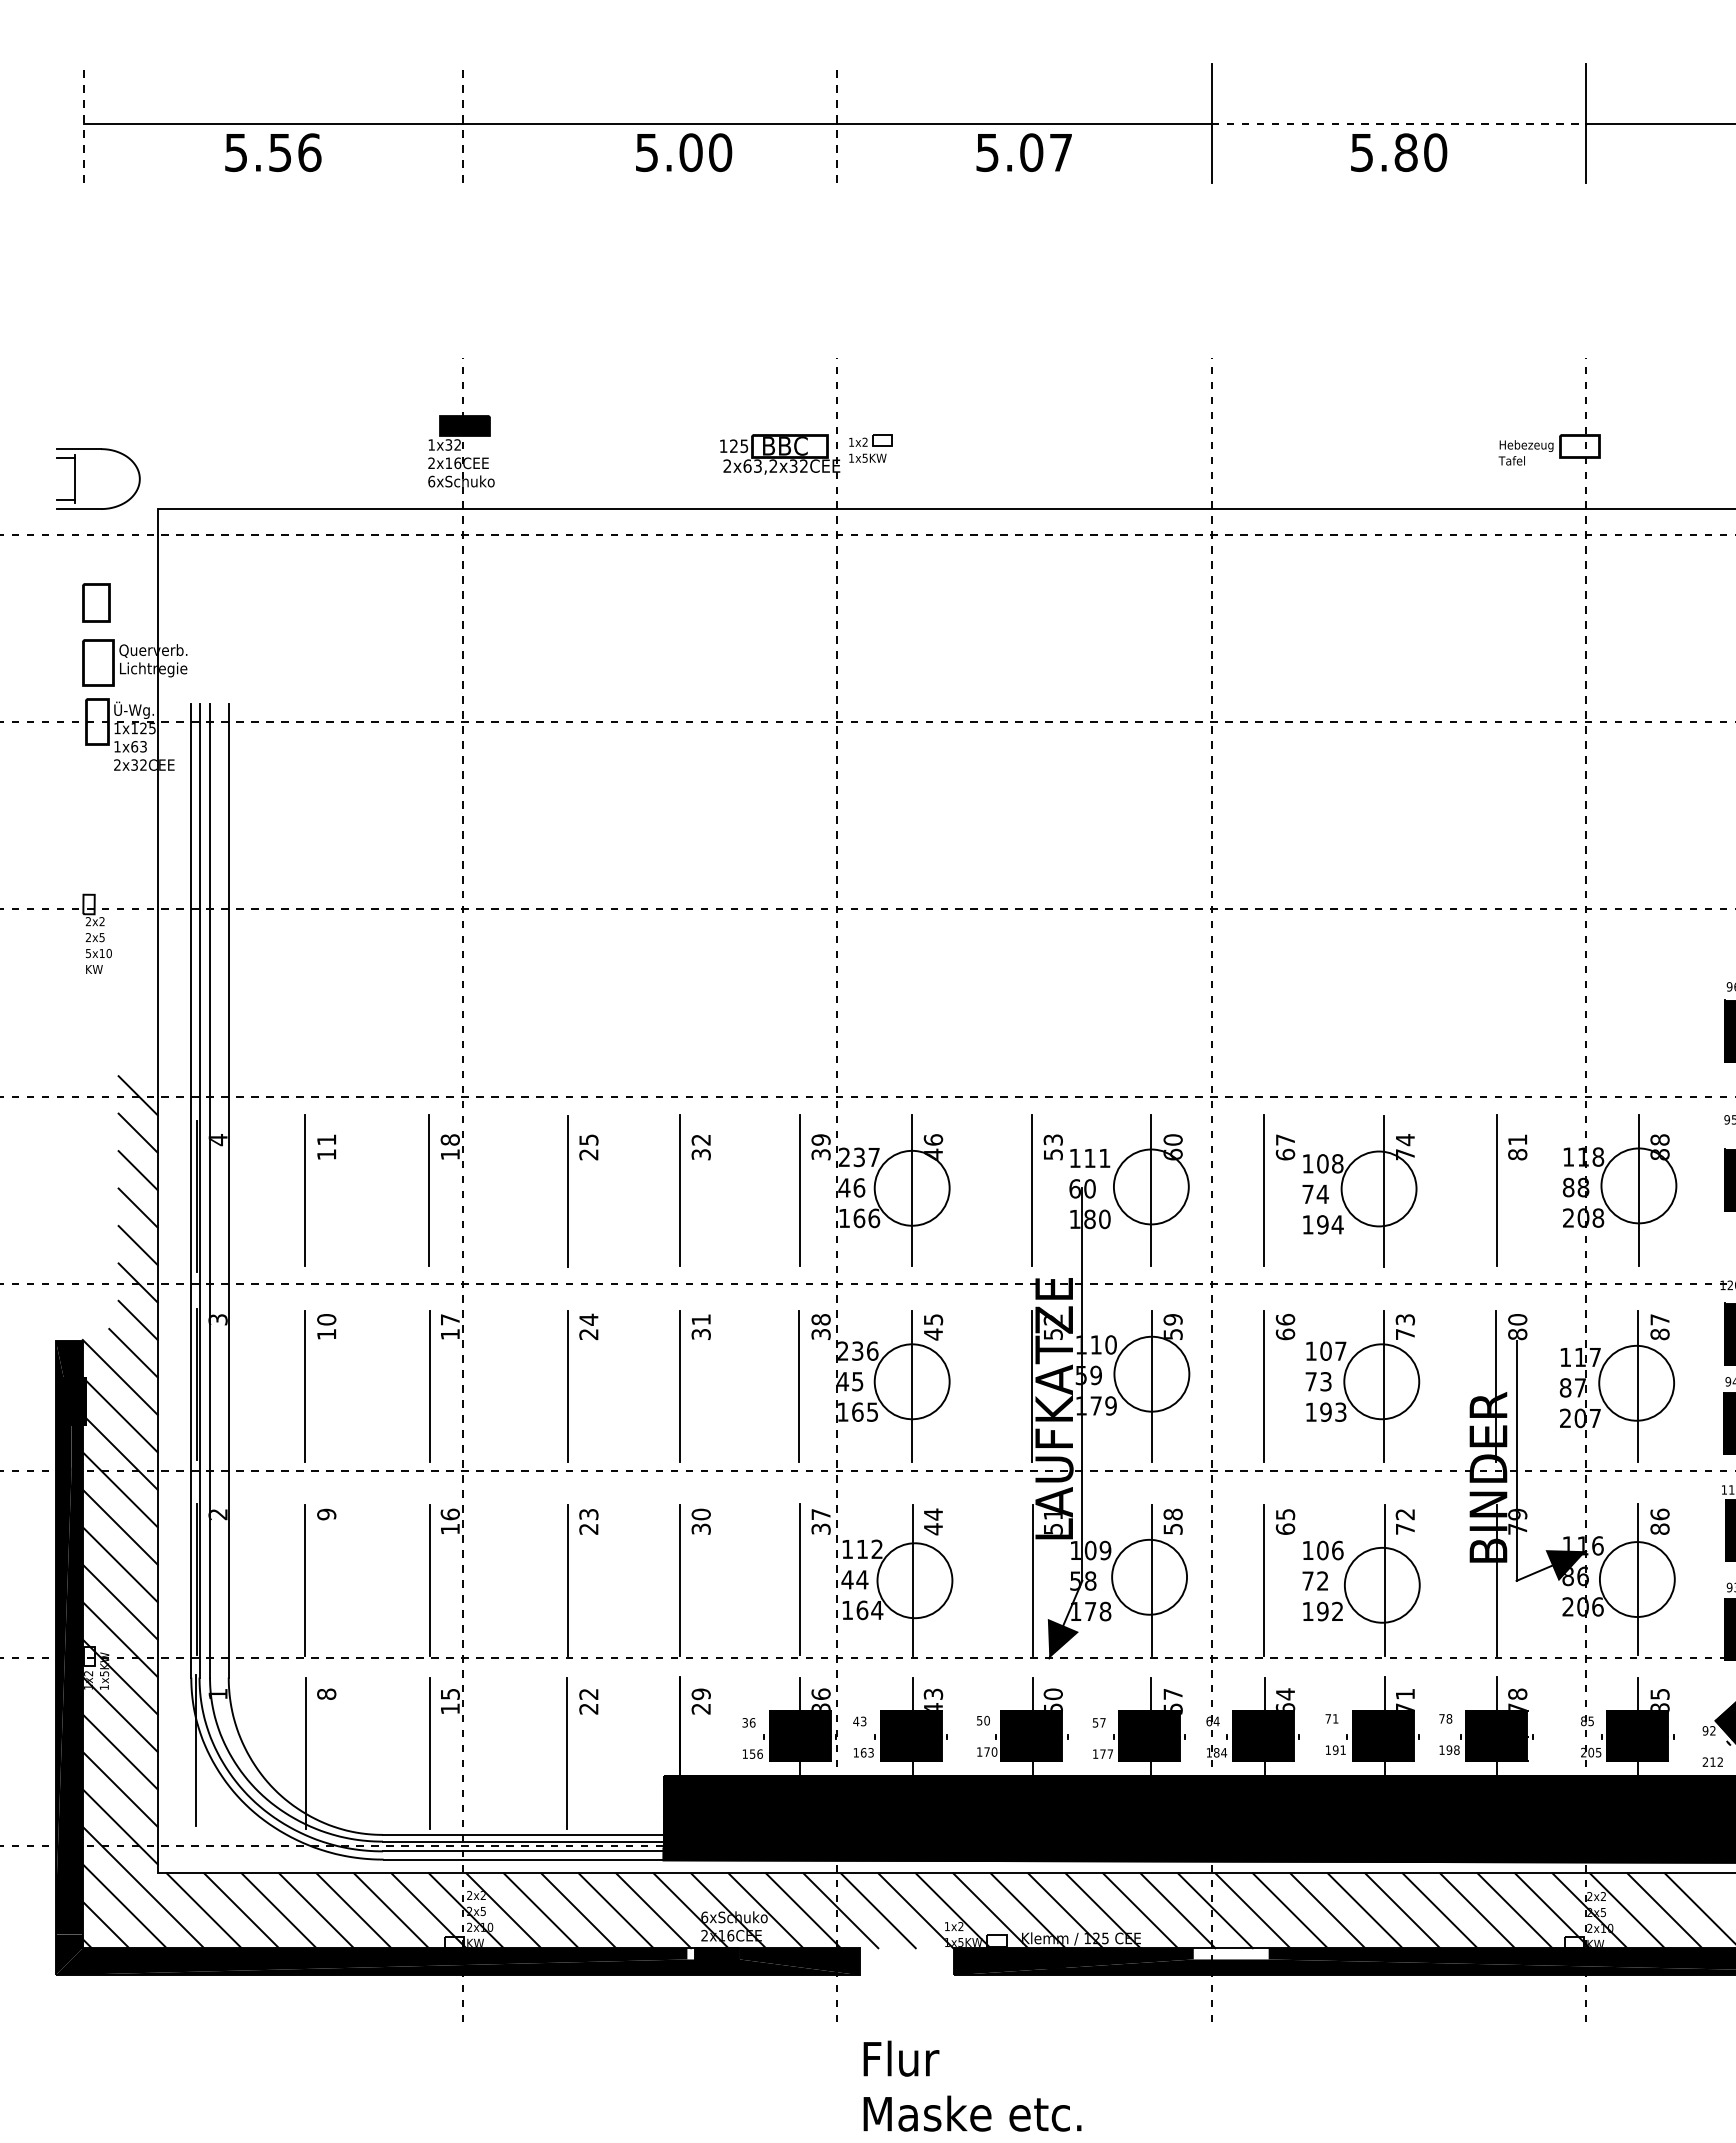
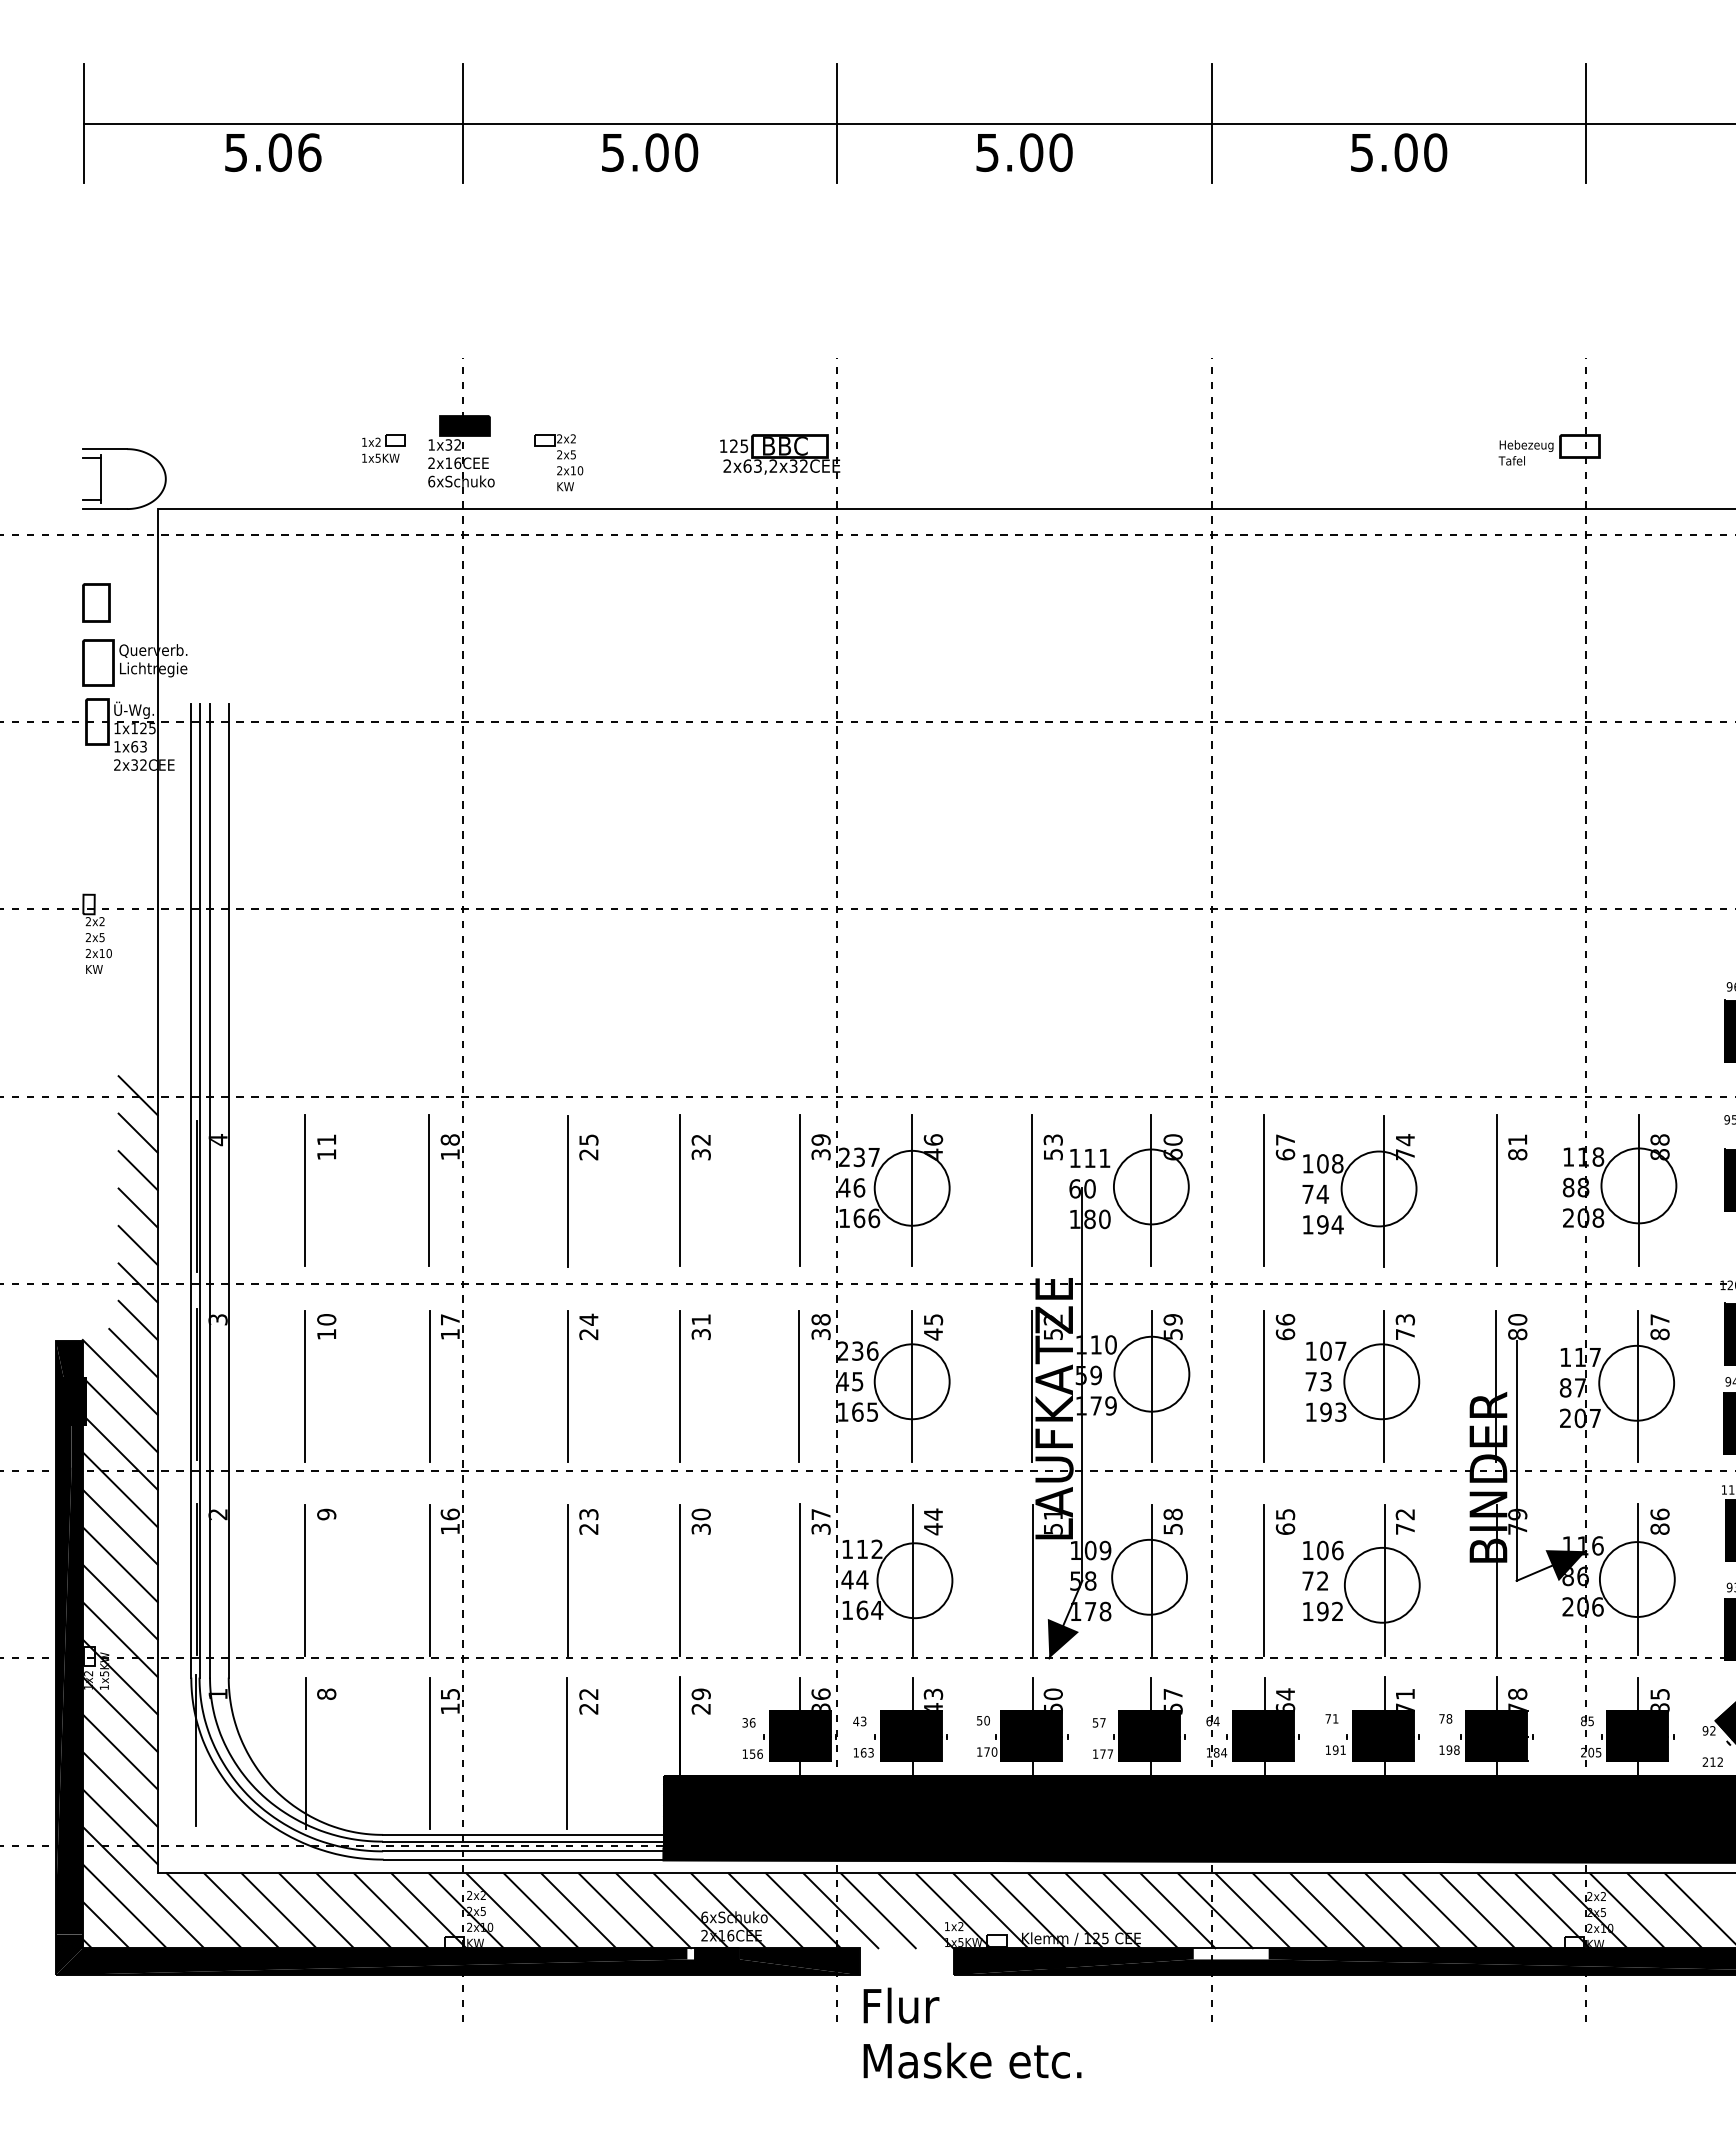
line: dashed -> solid (83, 123)
line: dashed -> solid (462, 123)
line: dashed -> solid (837, 123)
line: dashed -> solid (1399, 123)
text: 5.56 -> 5.06 (279, 152)
text position: (684, 152) -> (650, 152) (650, 152)
text: 5.07 -> 5.00 (1060, 152)
text: 5.80 -> 5.00 (1405, 152)
part position: (870, 448) -> (383, 448) (383, 448)
part: none -> present (558, 462)
part position: (75, 478) -> (101, 478) (101, 478)
text: 5x10 -> 2x10 (88, 953)
text position: (972, 2085) -> (972, 2032) (972, 2032)
